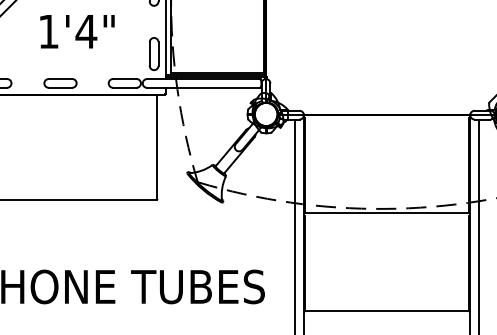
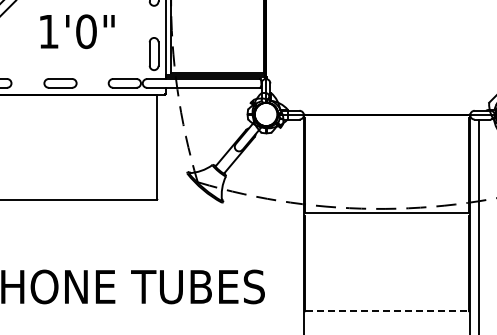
text: 1'4" -> 1'0" (86, 31)
line: present -> none (295, 225)
line: solid -> dashed (387, 311)
